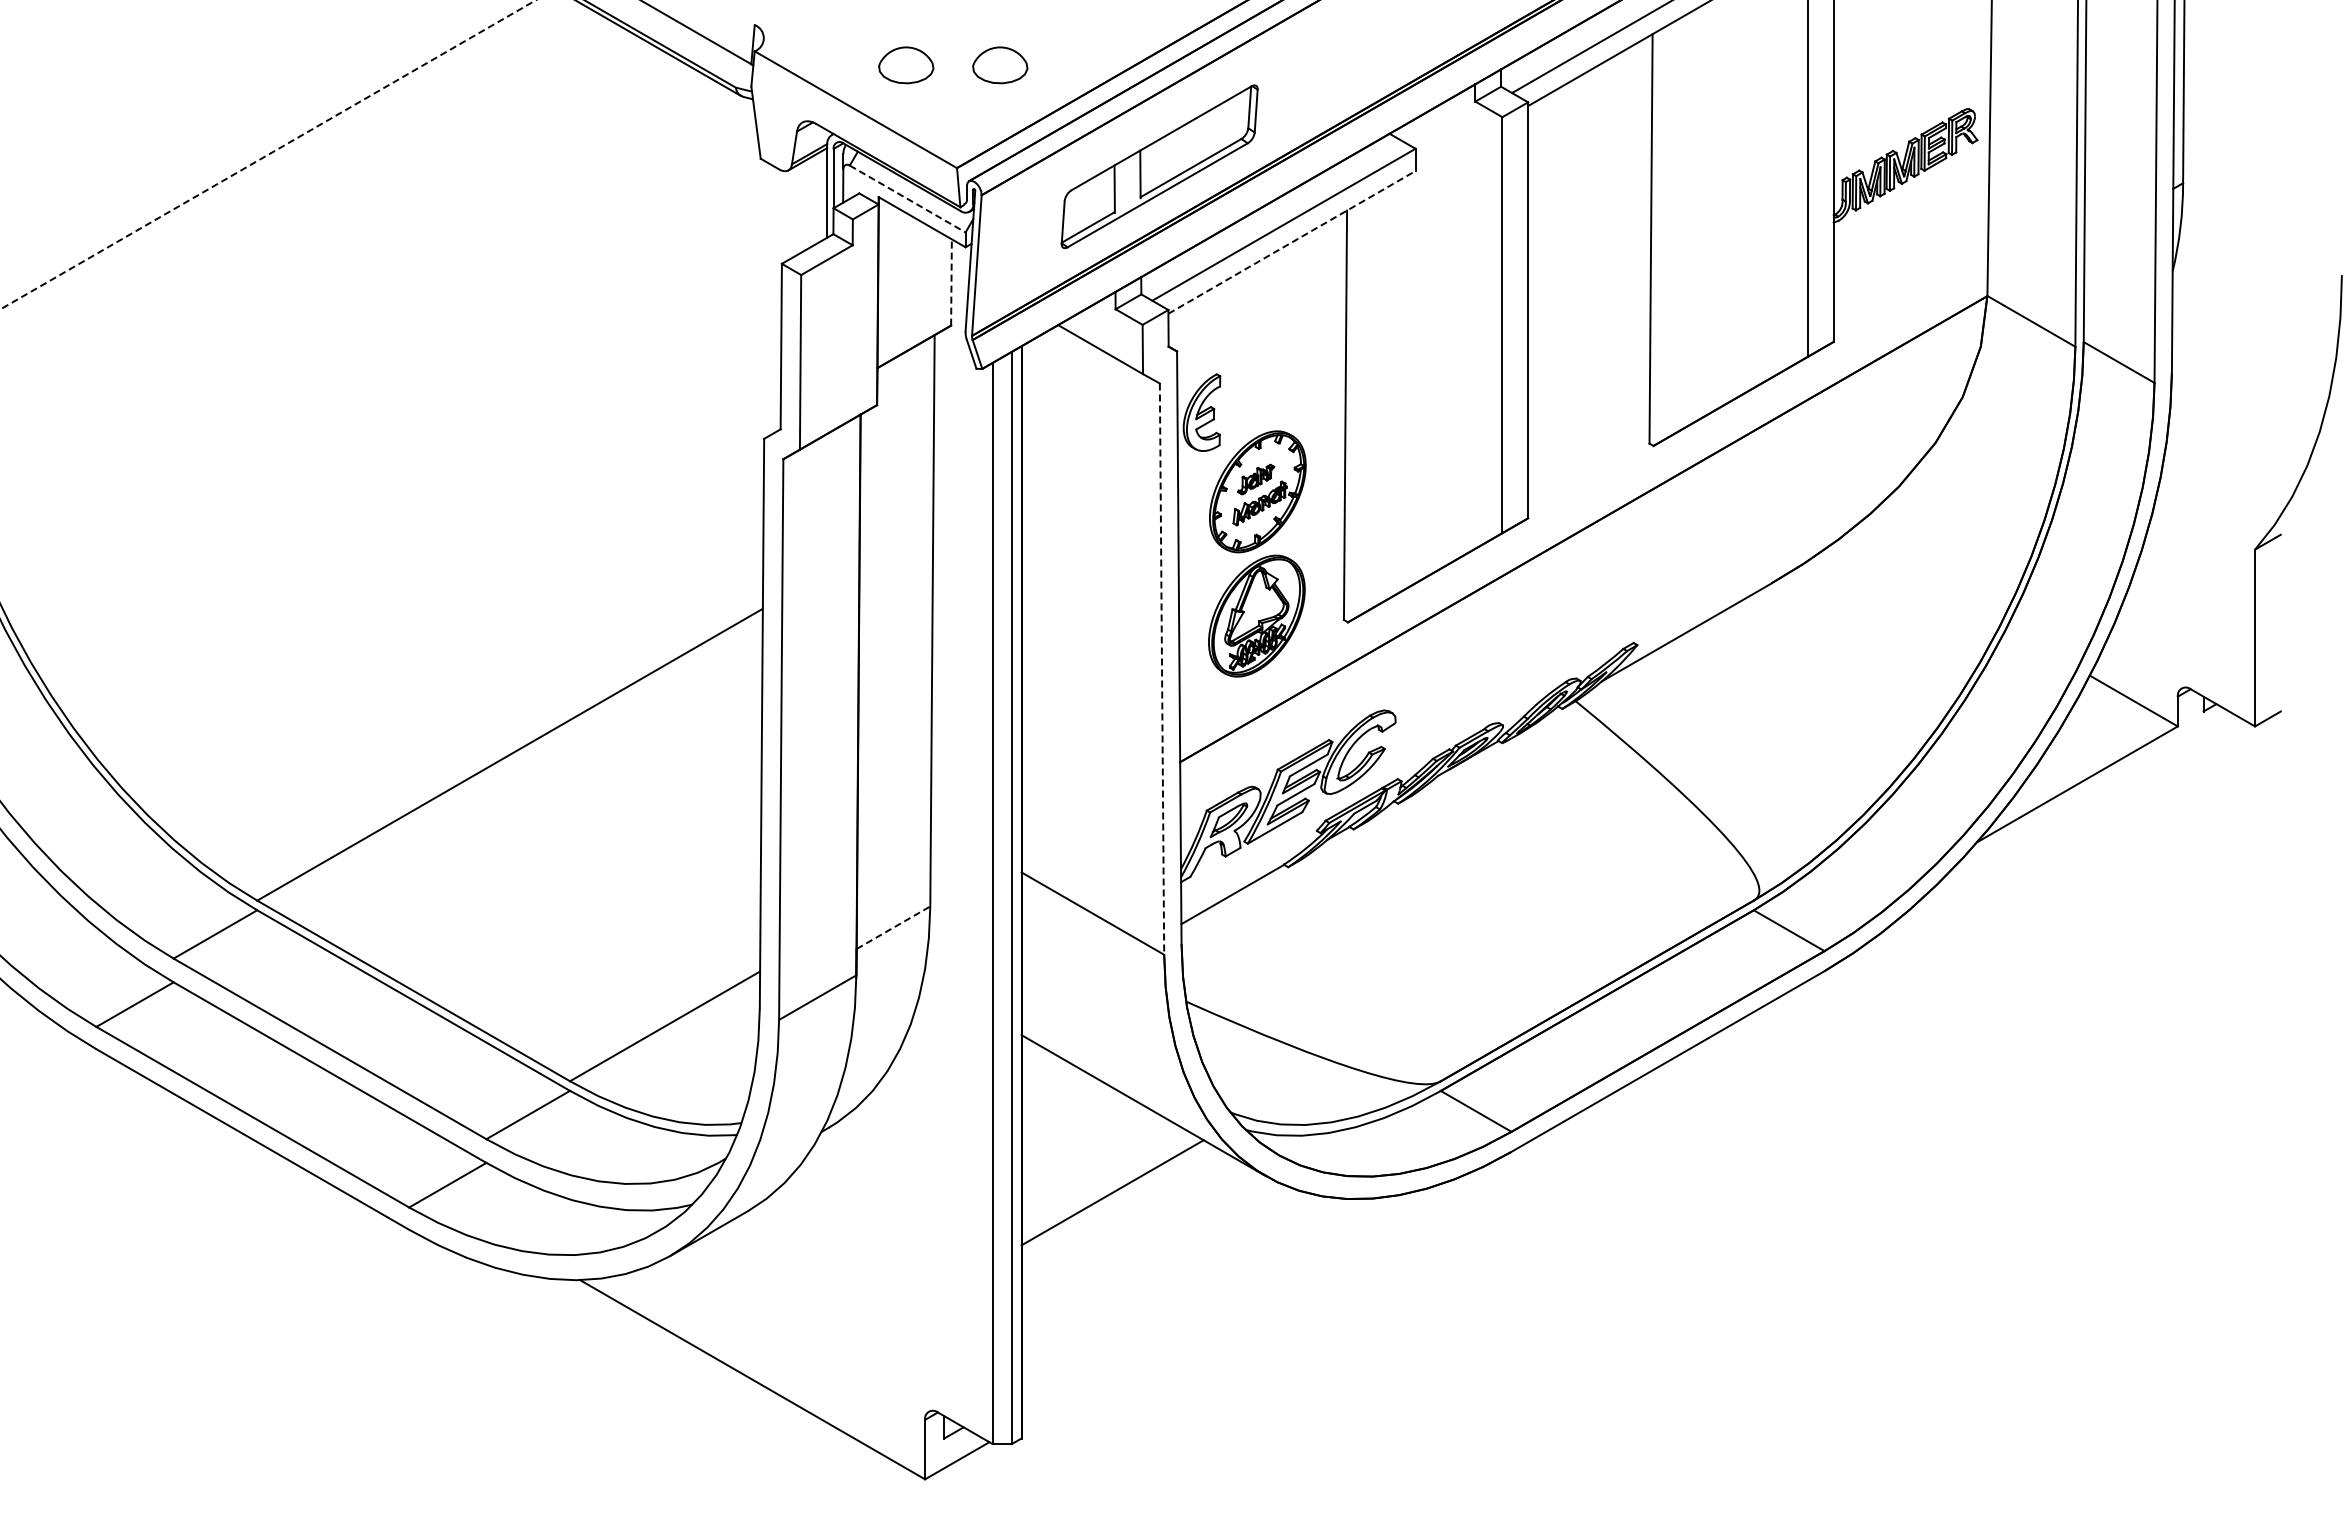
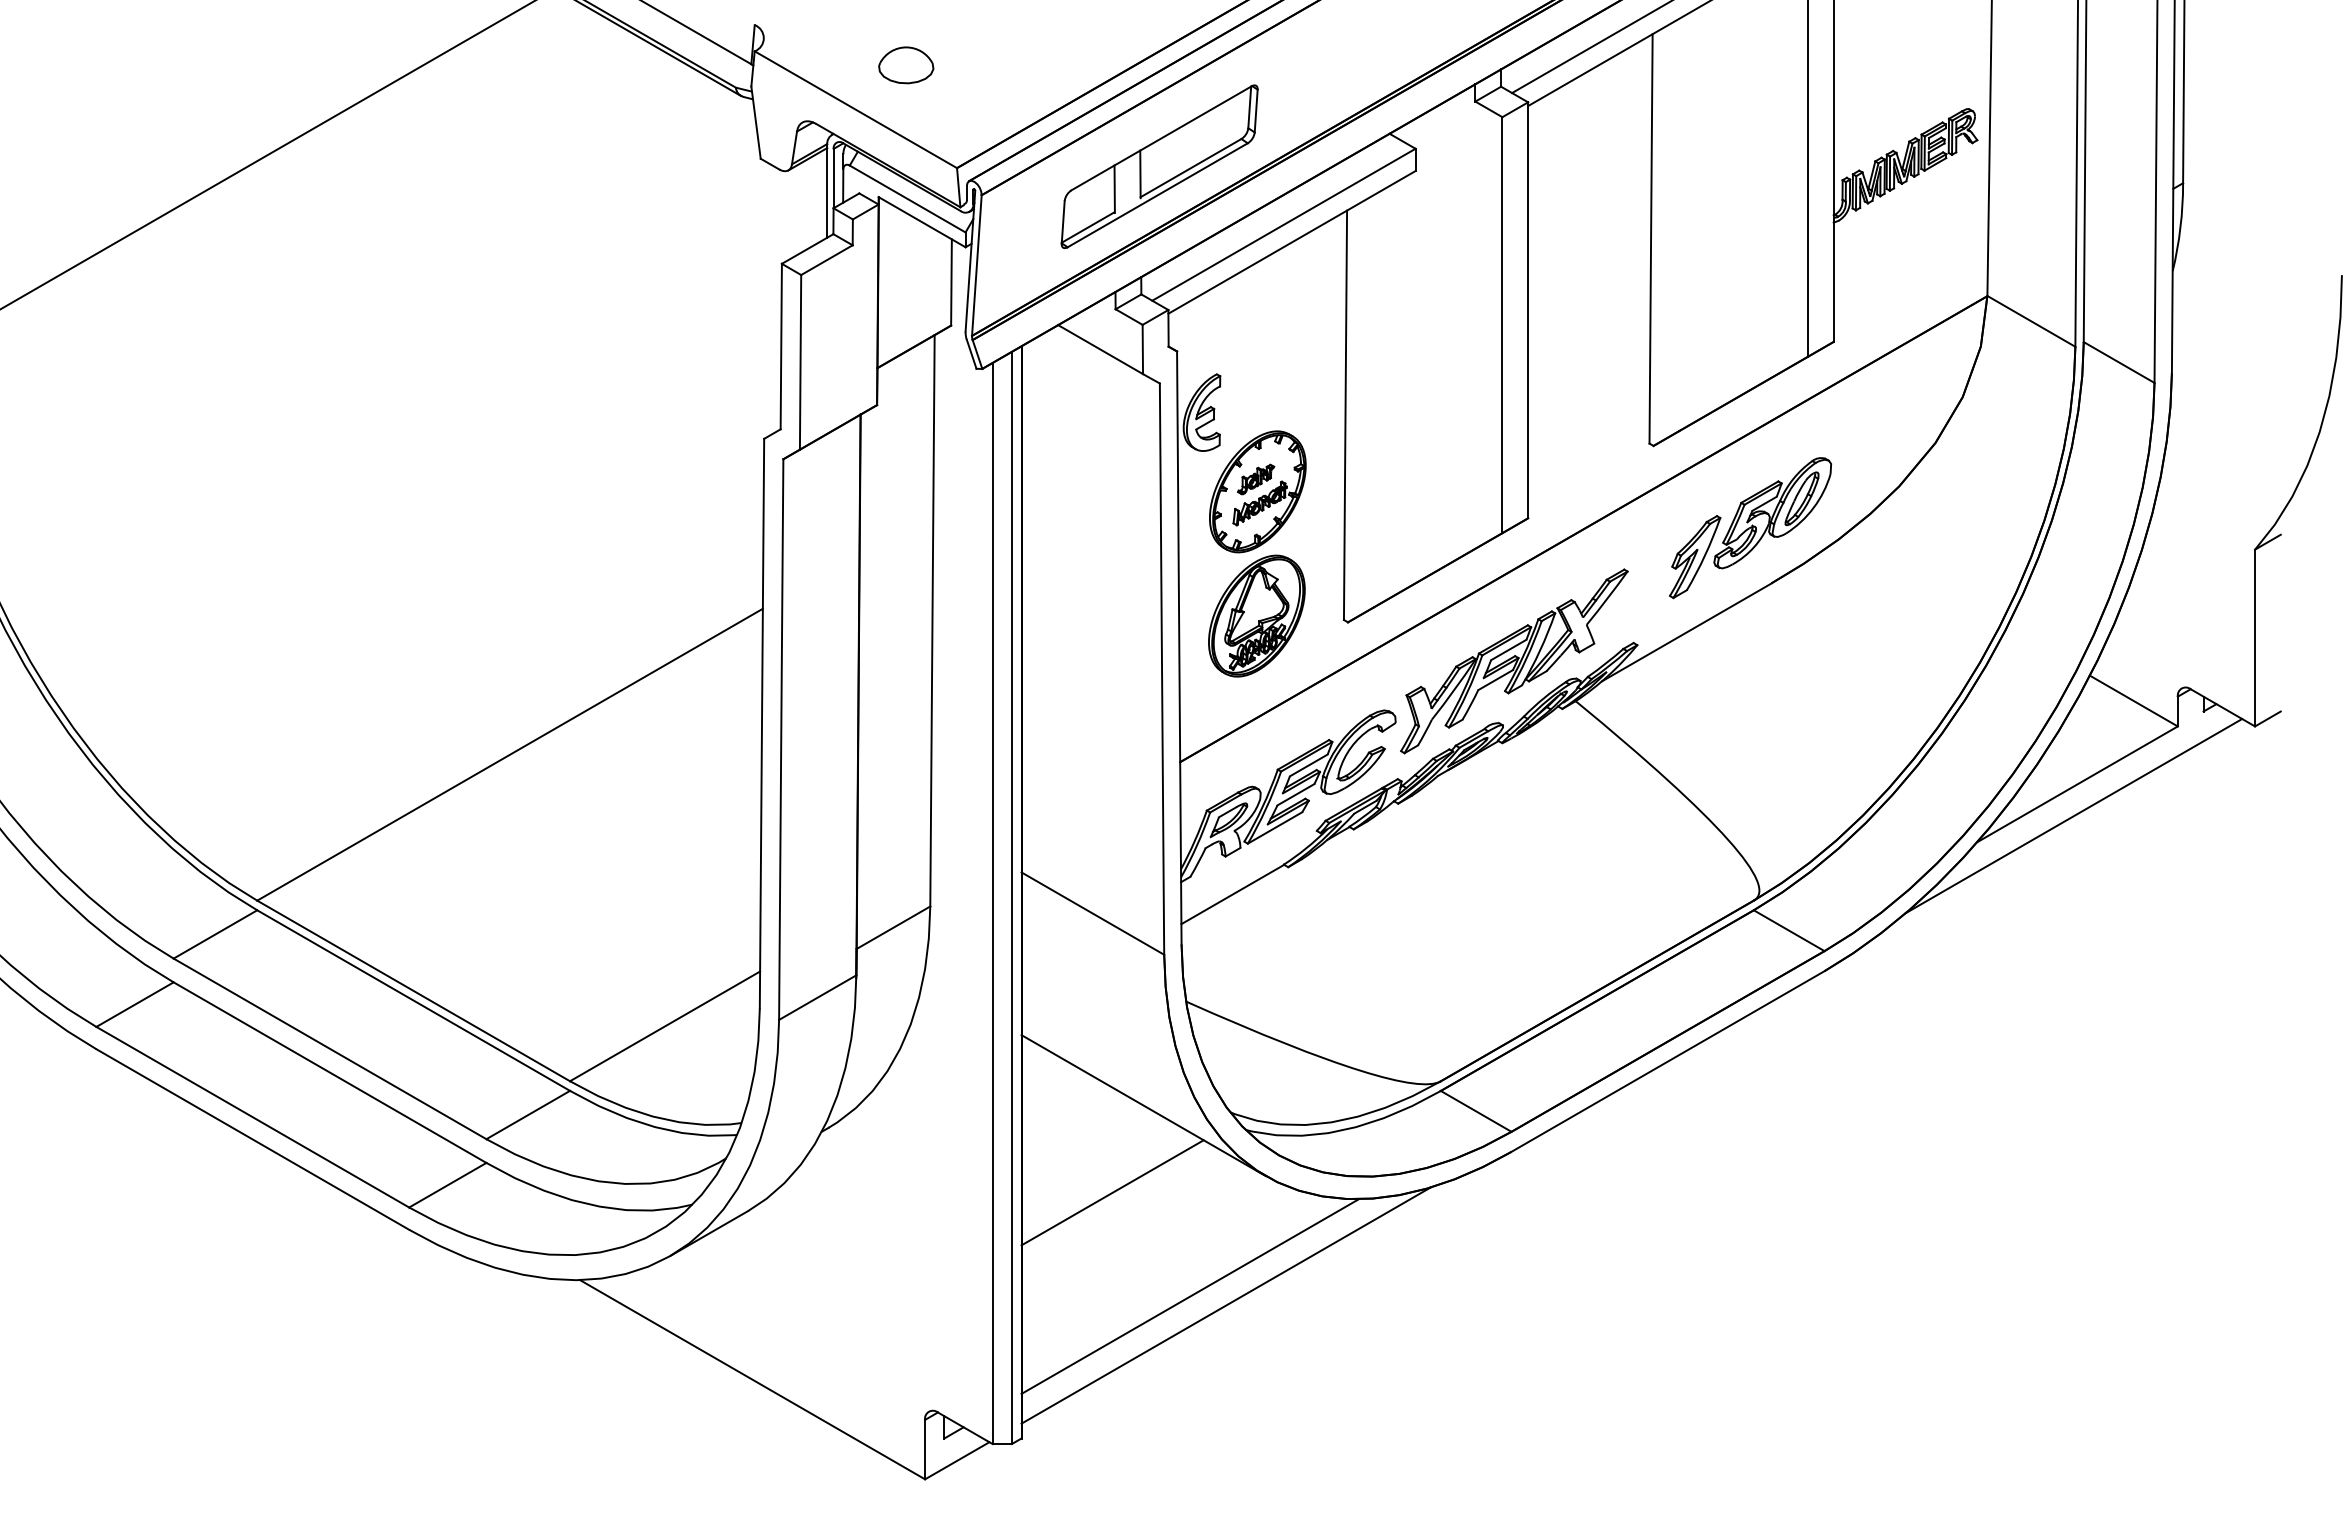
part: present -> none (1000, 65)
line: dashed -> solid (268, 154)
line: dashed -> solid (907, 199)
line: dashed -> solid (1291, 242)
line: dashed -> solid (951, 282)
part: none -> present (1749, 528)
part: none -> present (1514, 661)
line: dashed -> solid (1162, 669)
line: none -> present (2073, 815)
line: dashed -> solid (893, 927)
line: none -> present (1189, 1296)
line: none -> present (1225, 1305)
